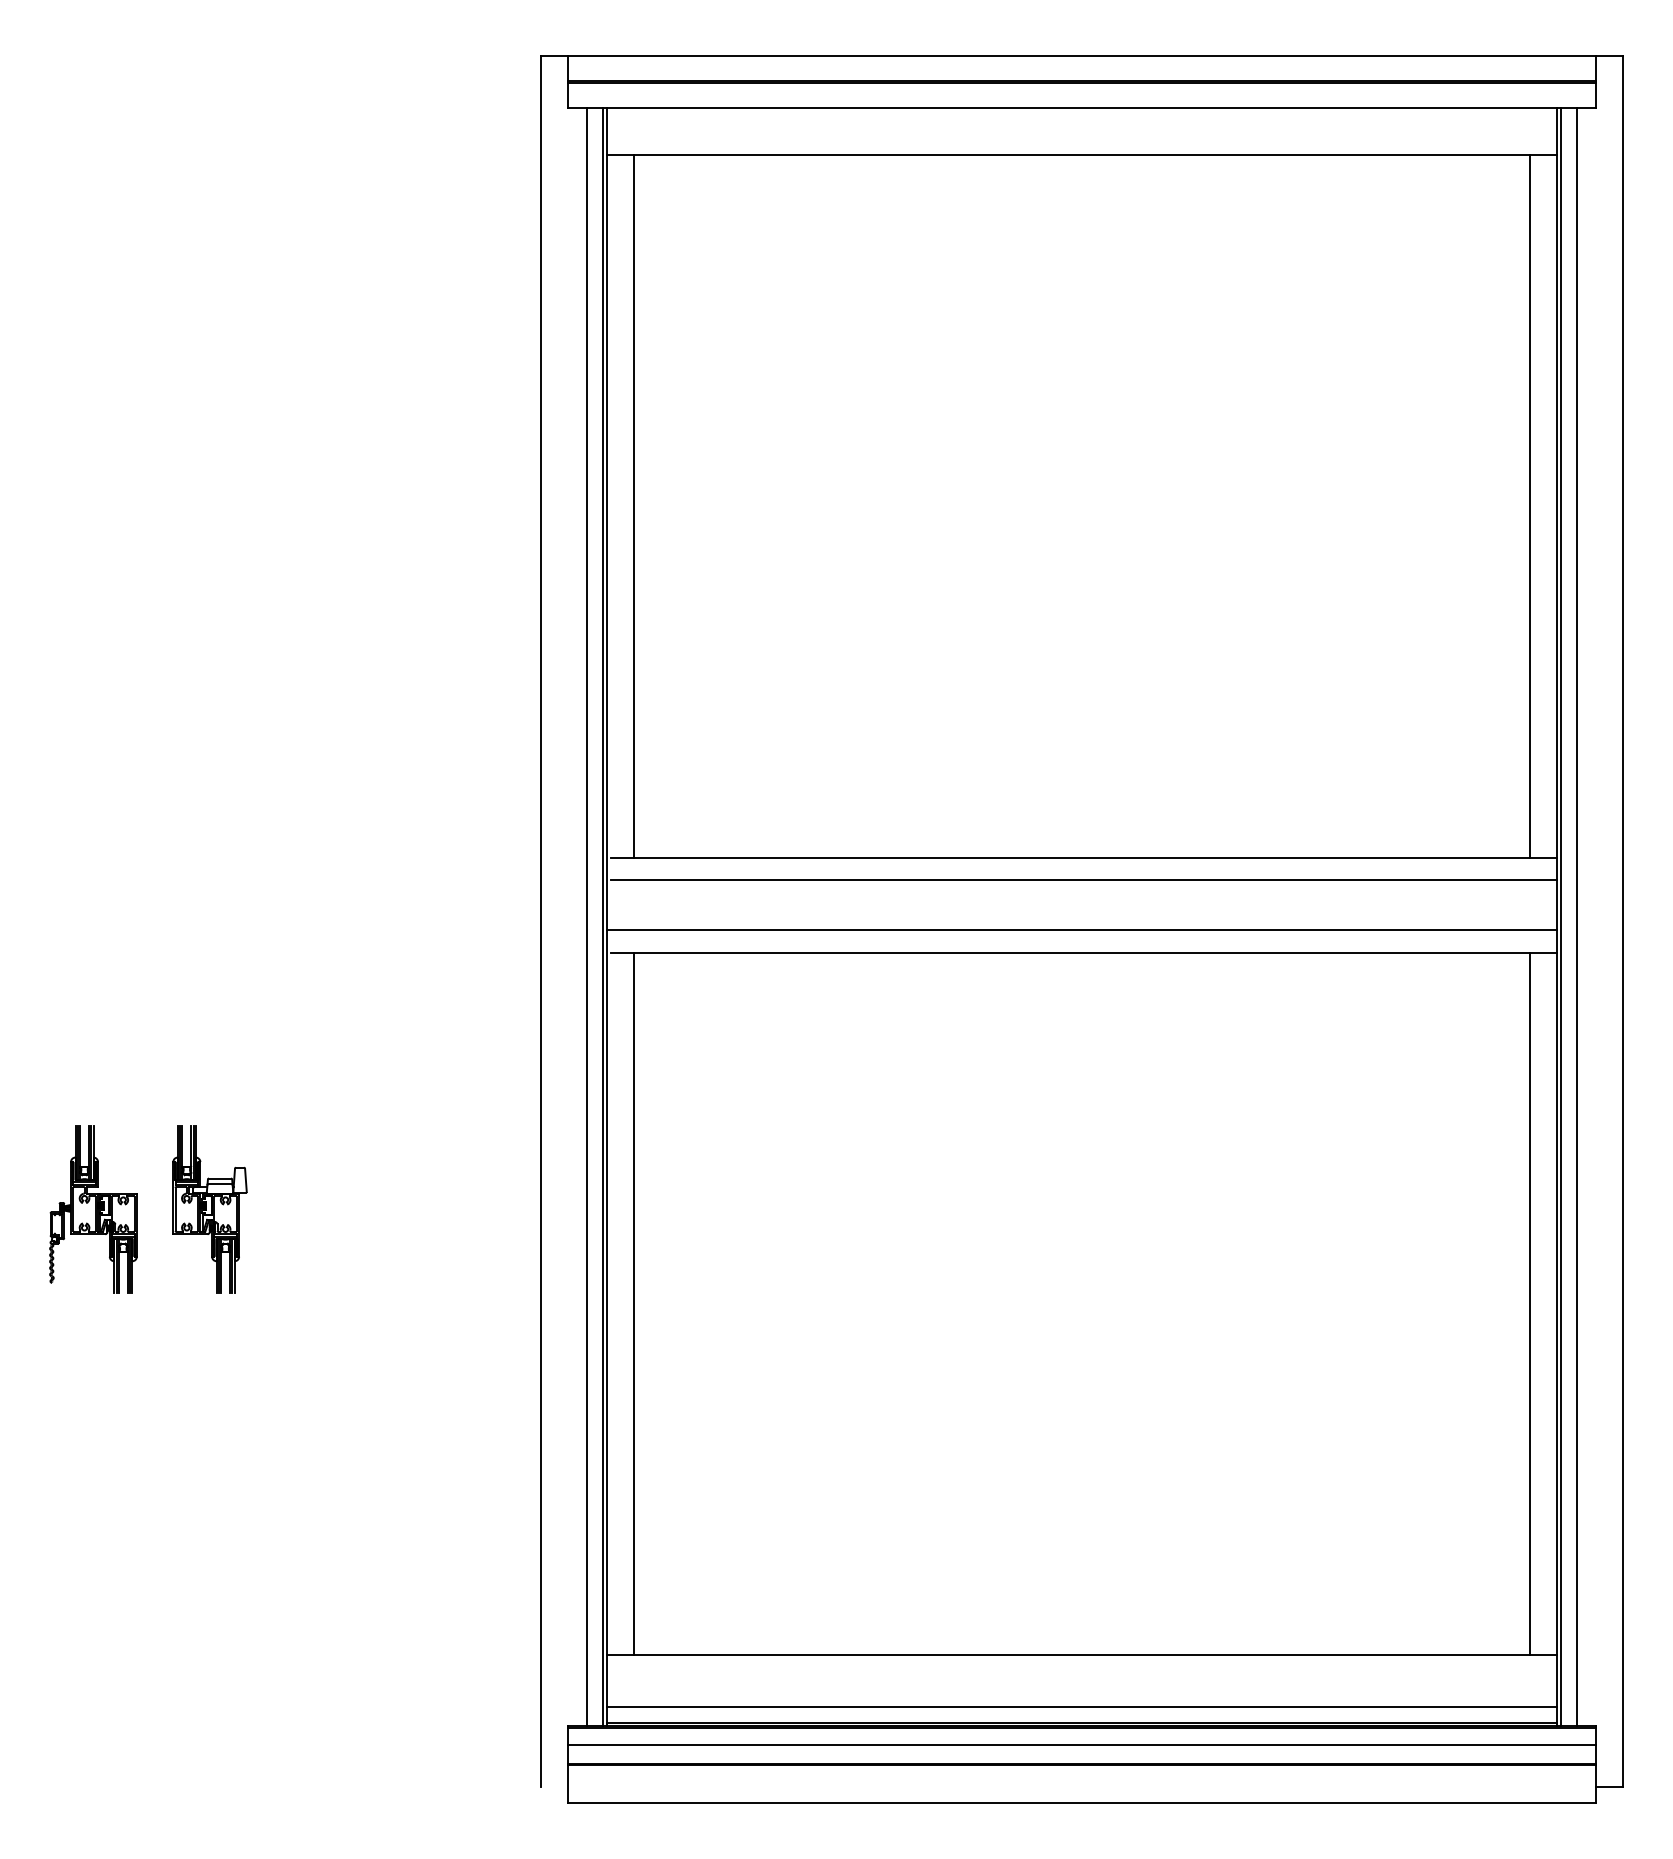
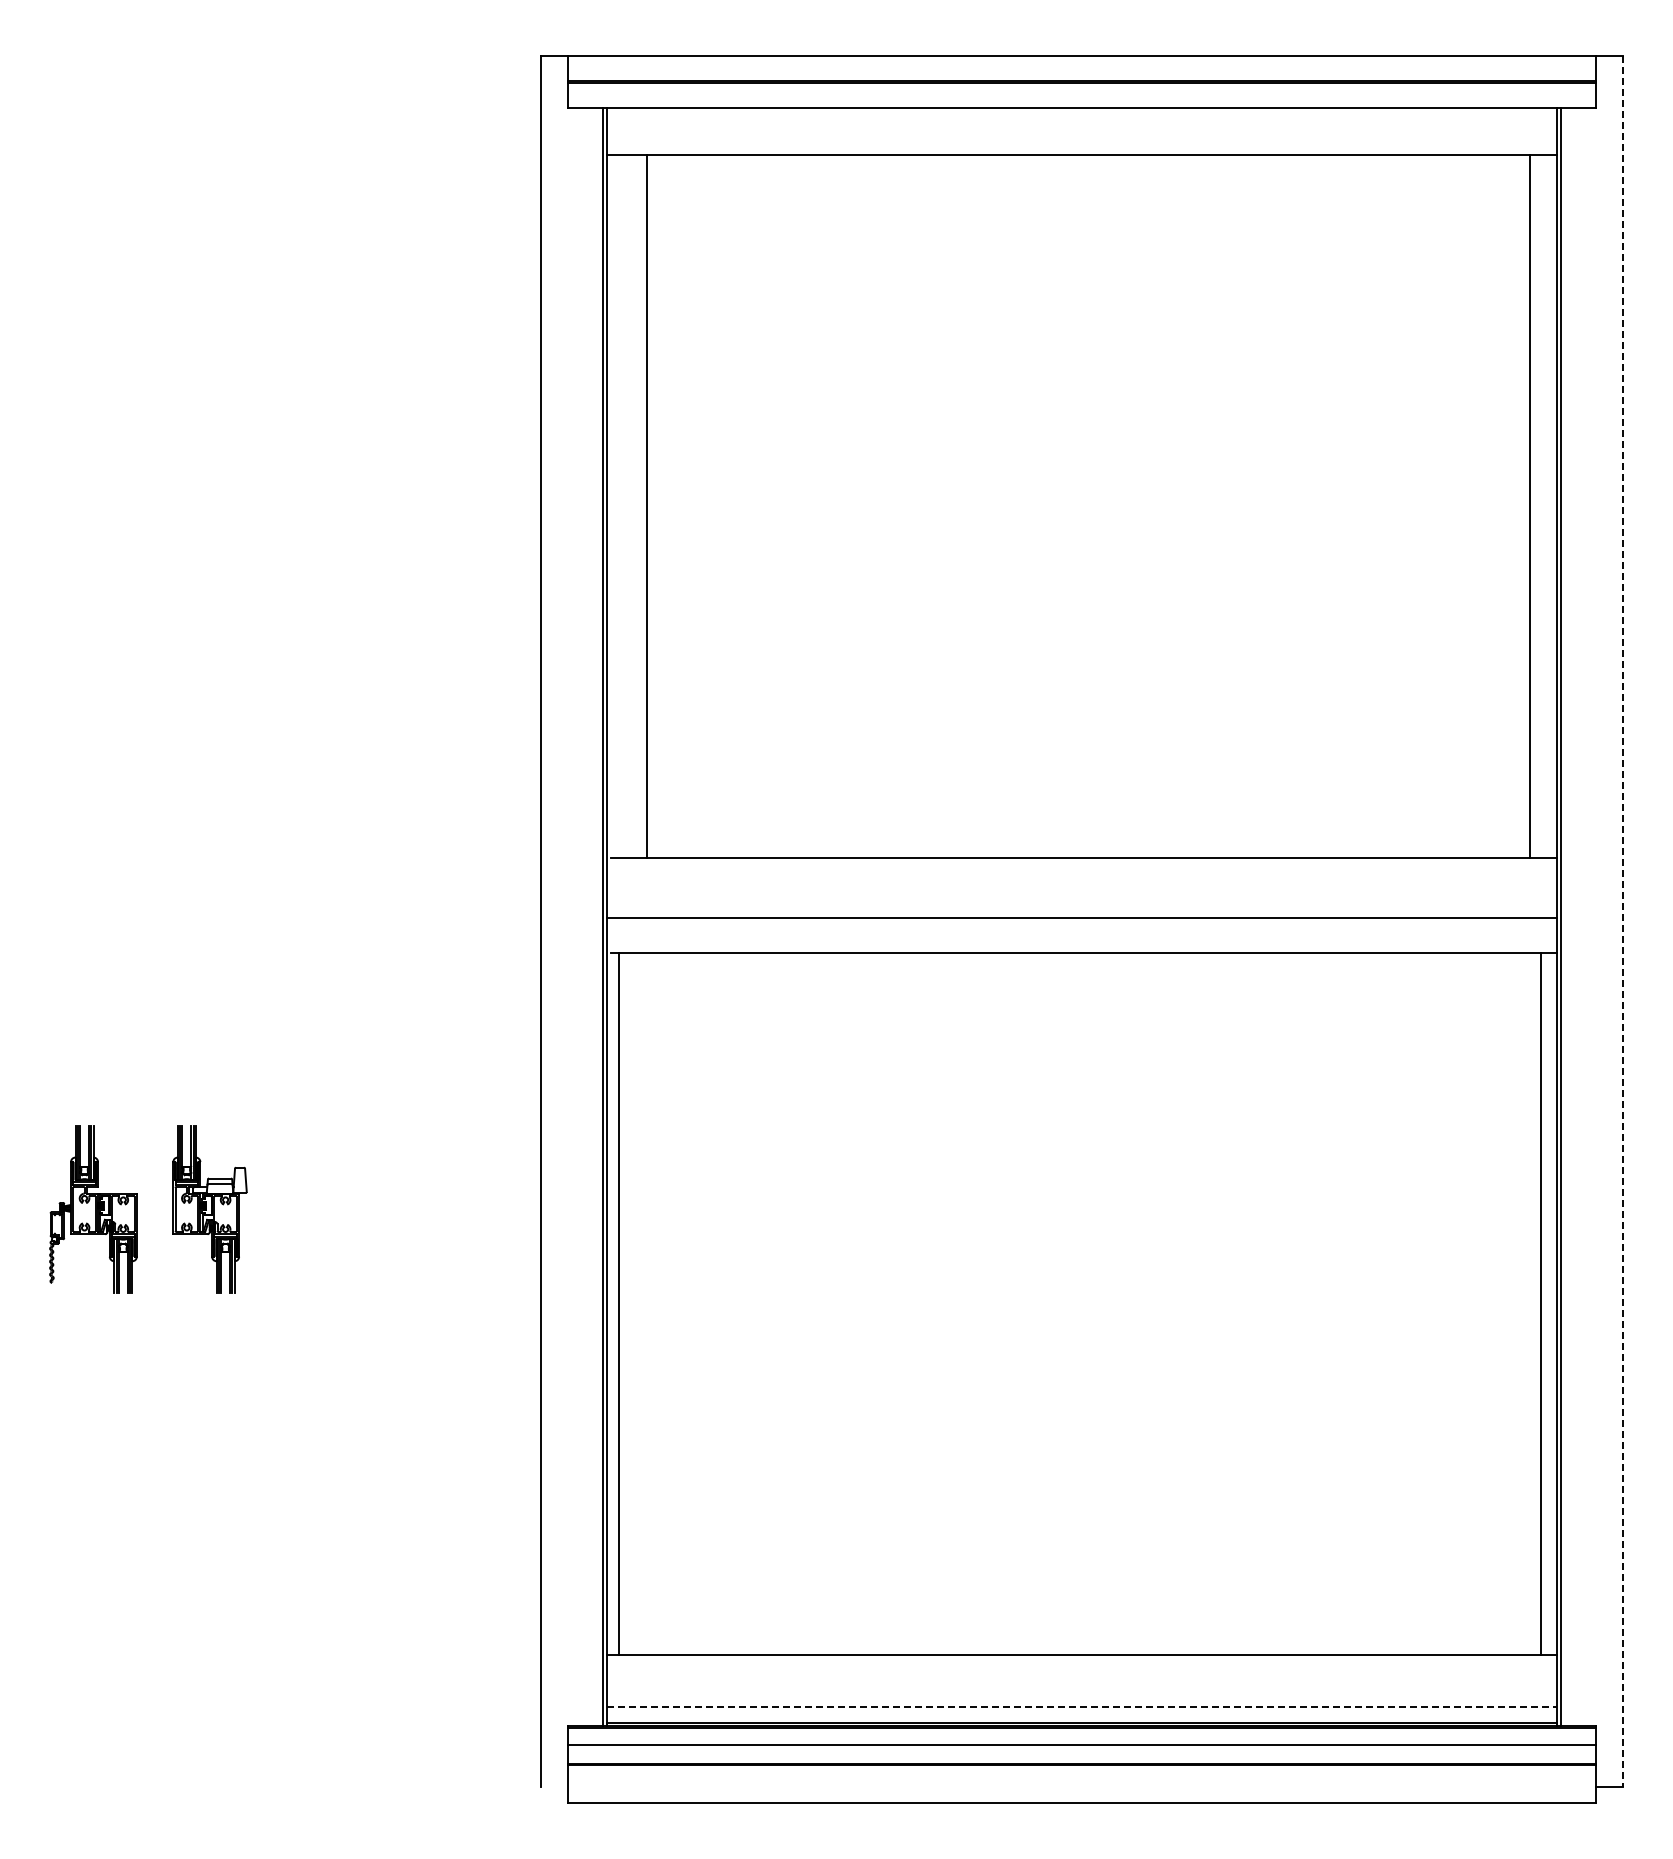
line position: (633, 505) -> (646, 505) (646, 505)
line: present -> none (1083, 880)
line: present -> none (587, 916)
line: present -> none (1576, 916)
line: solid -> dashed (1622, 921)
line position: (1081, 930) -> (1081, 918) (1081, 918)
line position: (633, 1303) -> (618, 1303) (618, 1303)
line position: (1530, 1303) -> (1541, 1303) (1541, 1303)
line: solid -> dashed (1082, 1706)
